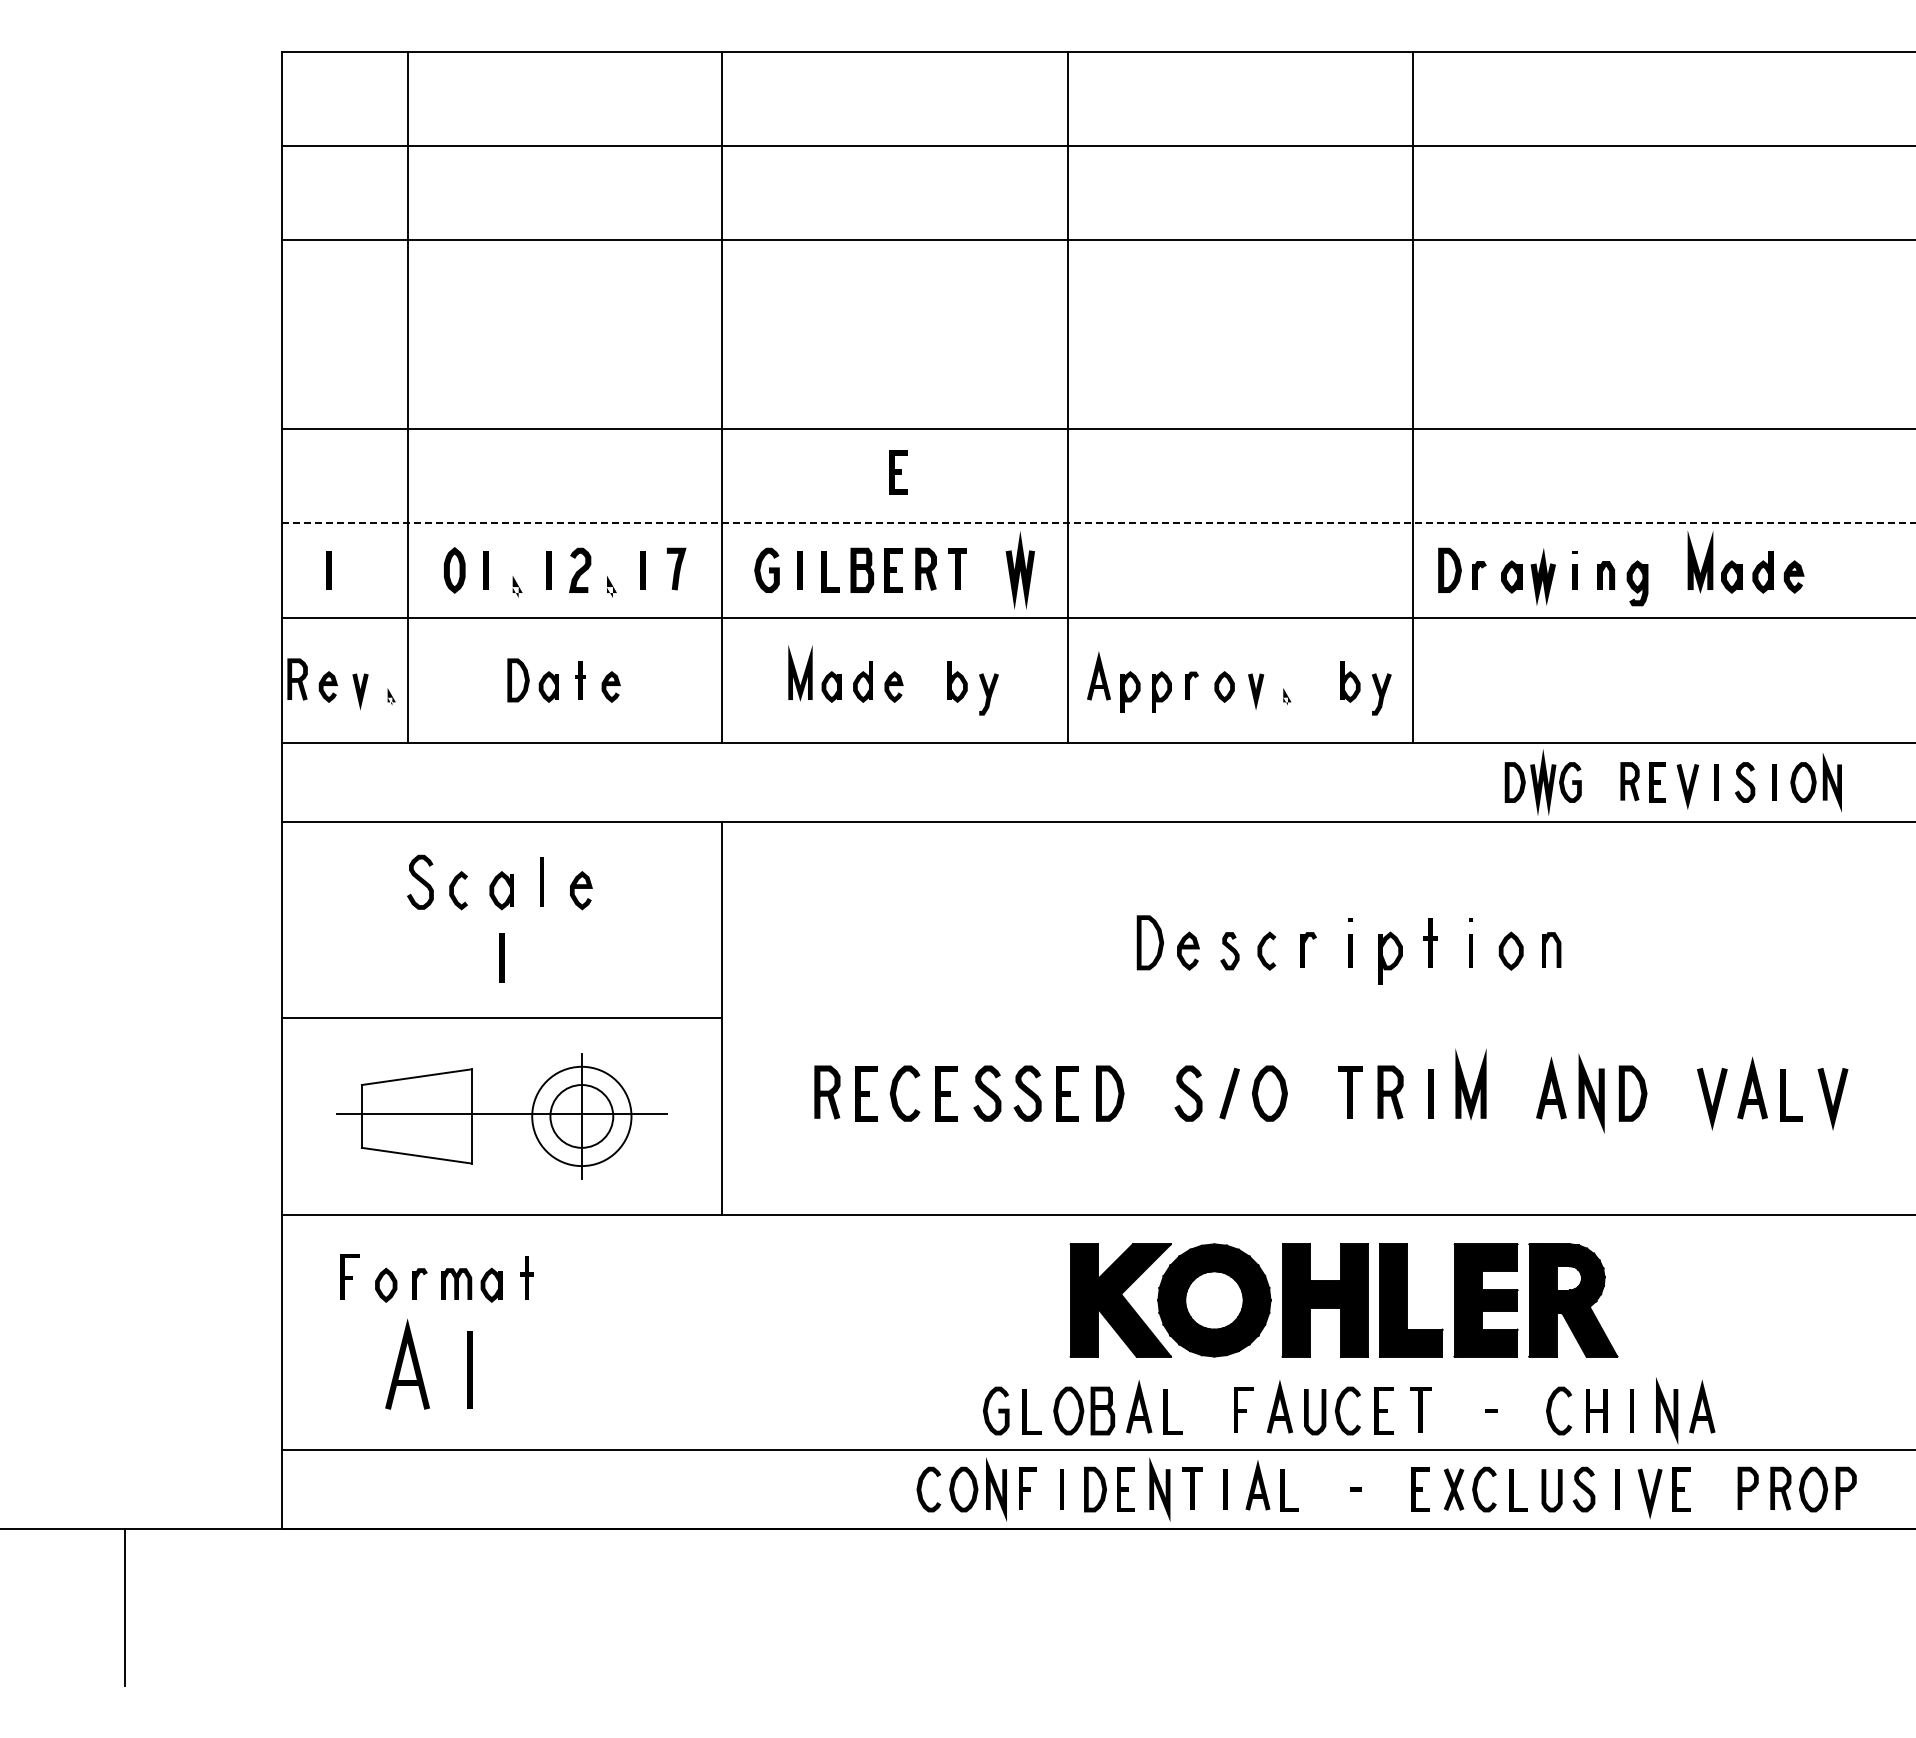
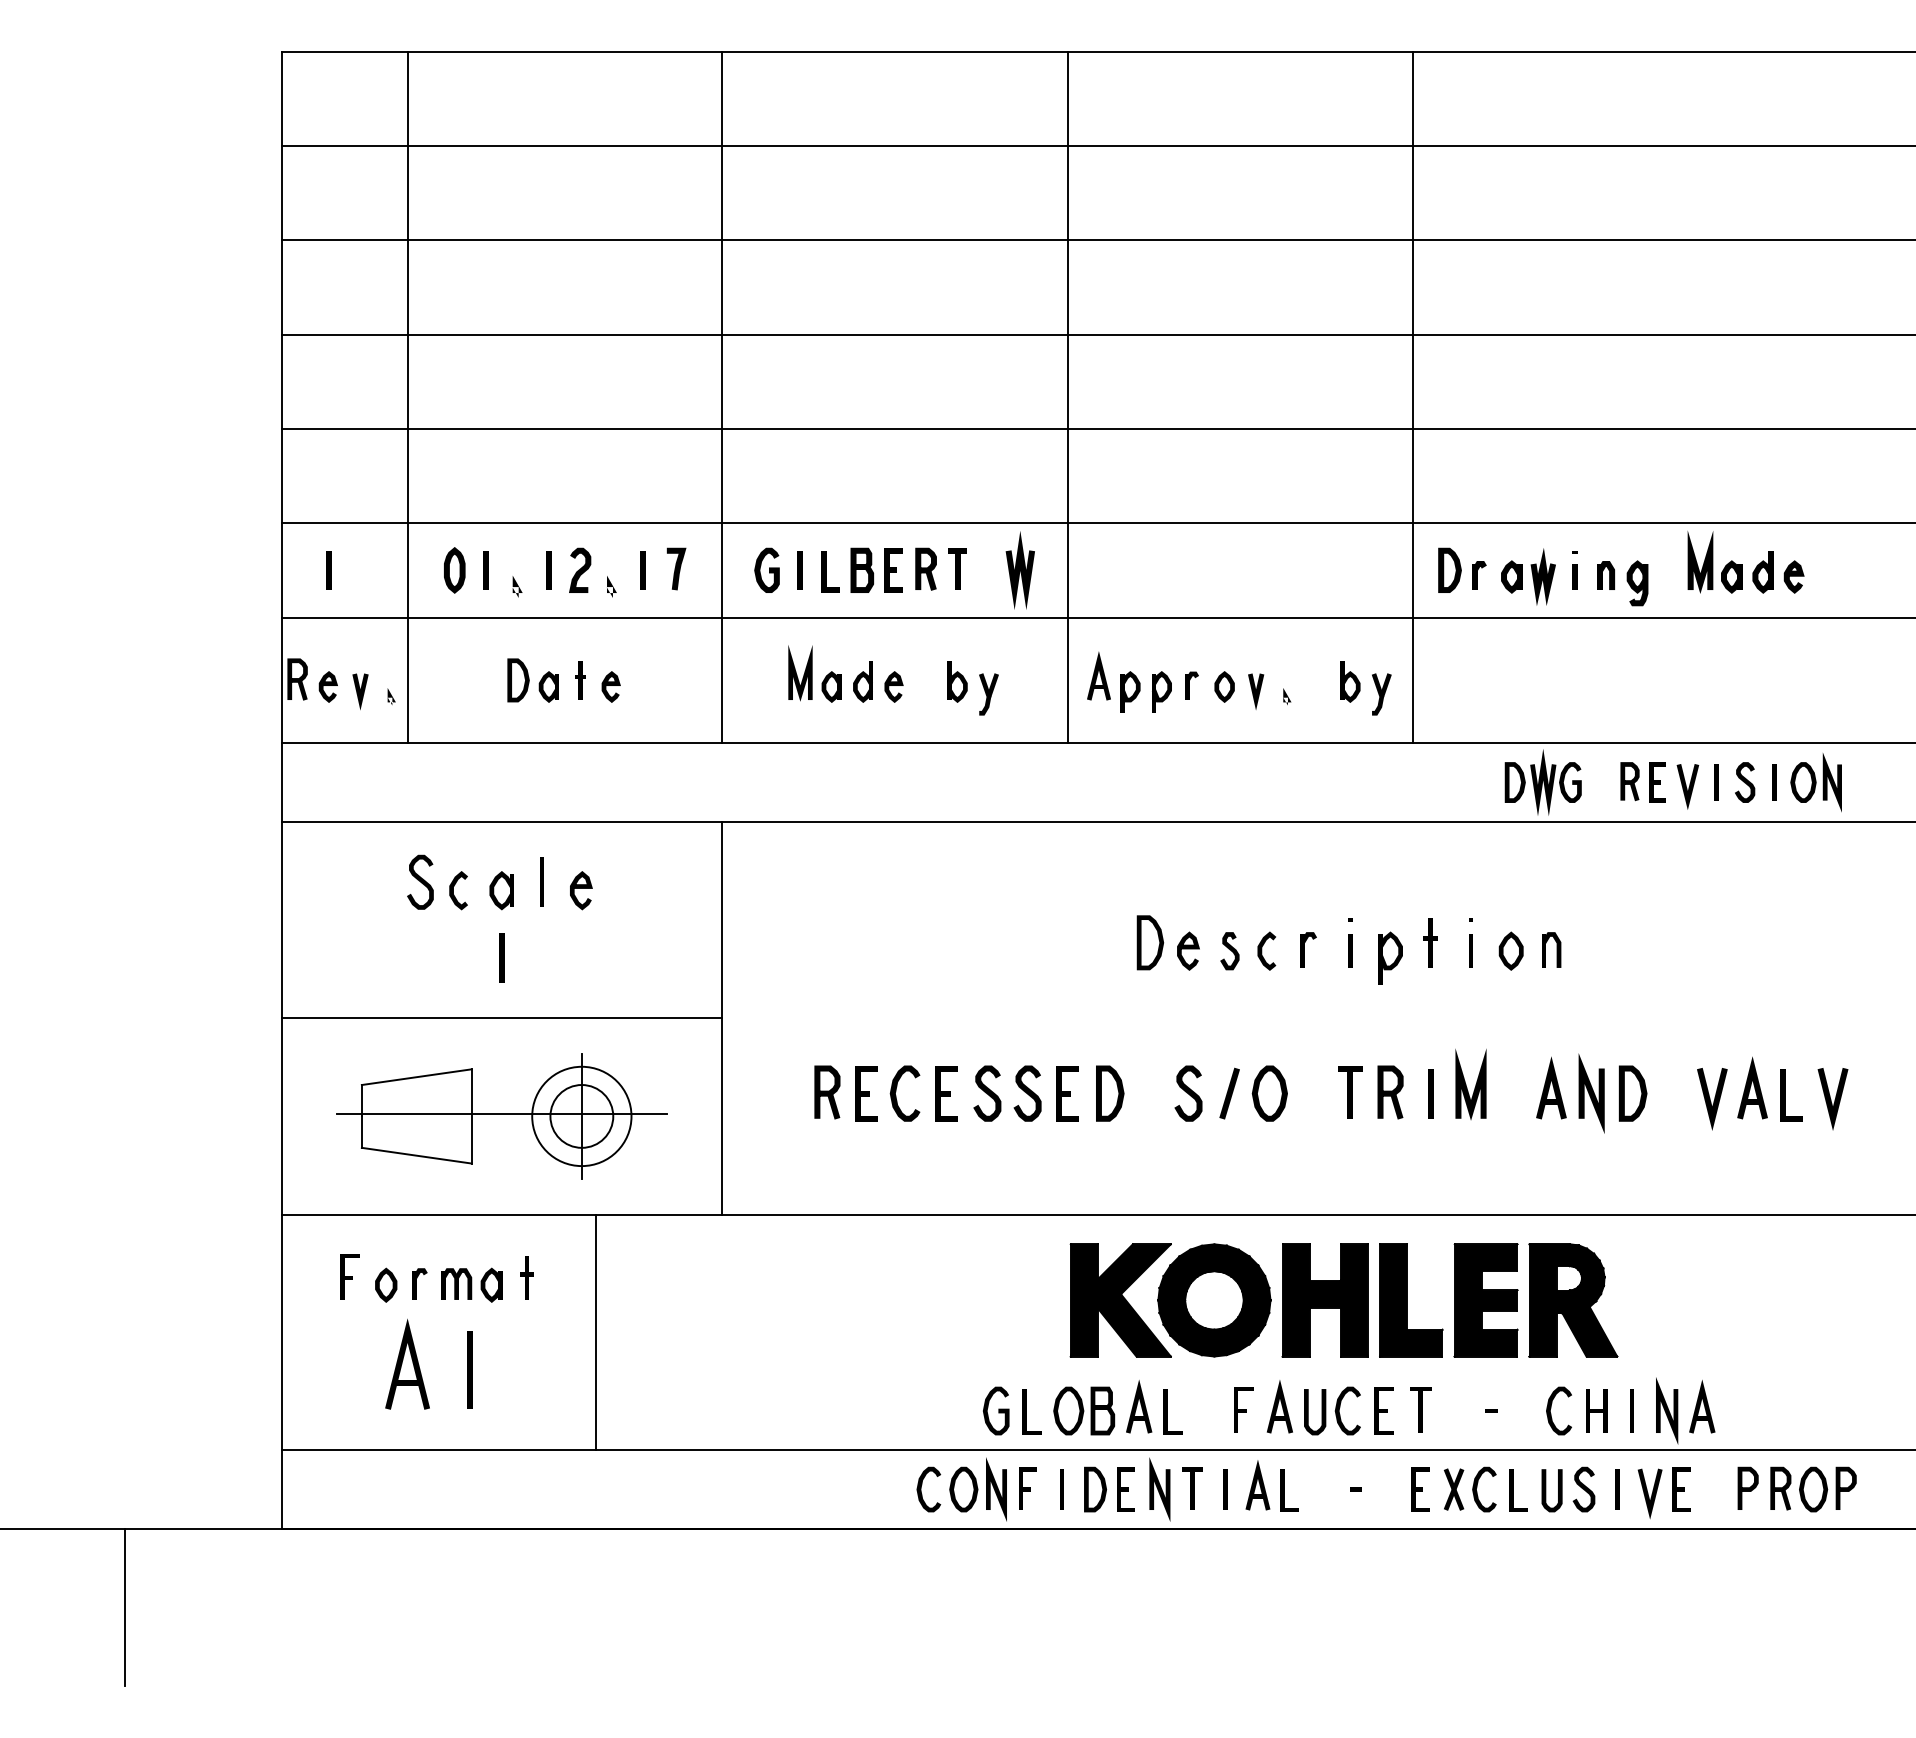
line: none -> present (1096, 334)
part: present -> none (898, 472)
line: dashed -> solid (1098, 523)
line: none -> present (596, 1332)
